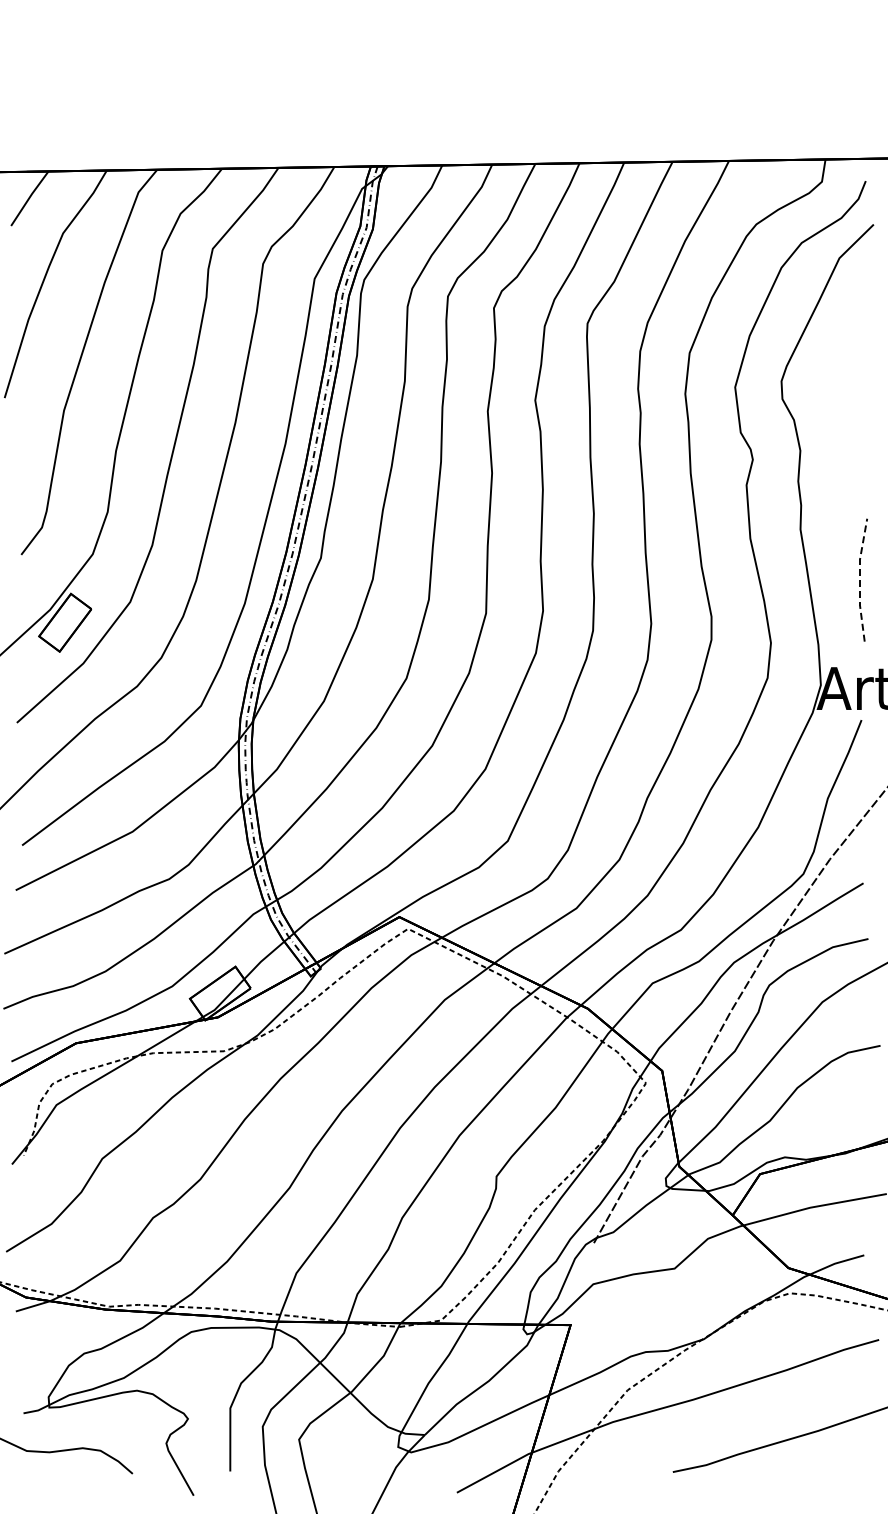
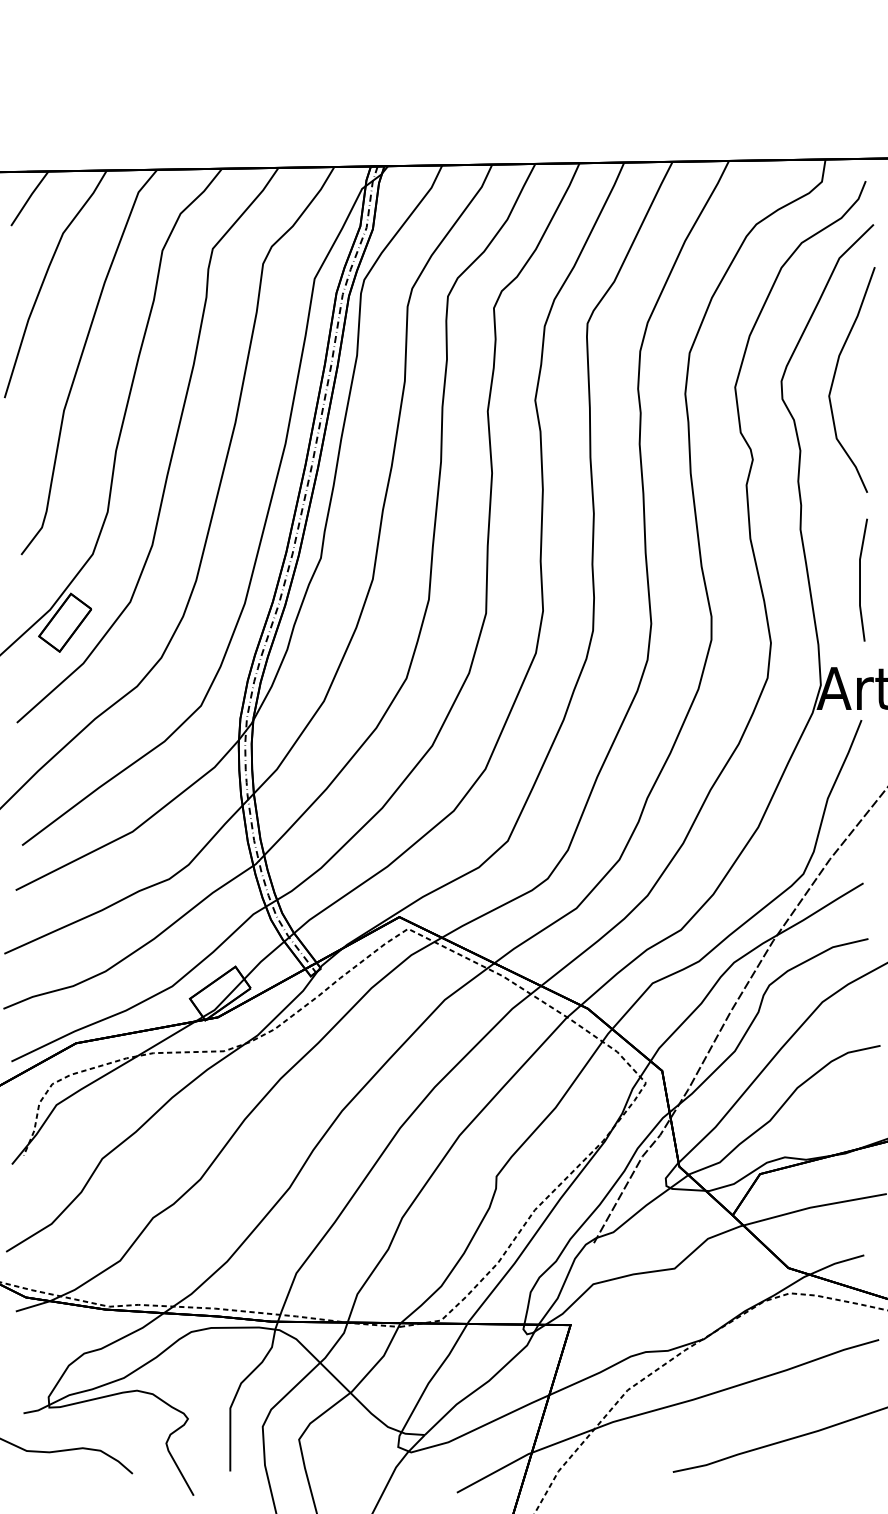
curve: none -> present (835, 375)
line: dashed -> solid (860, 580)
